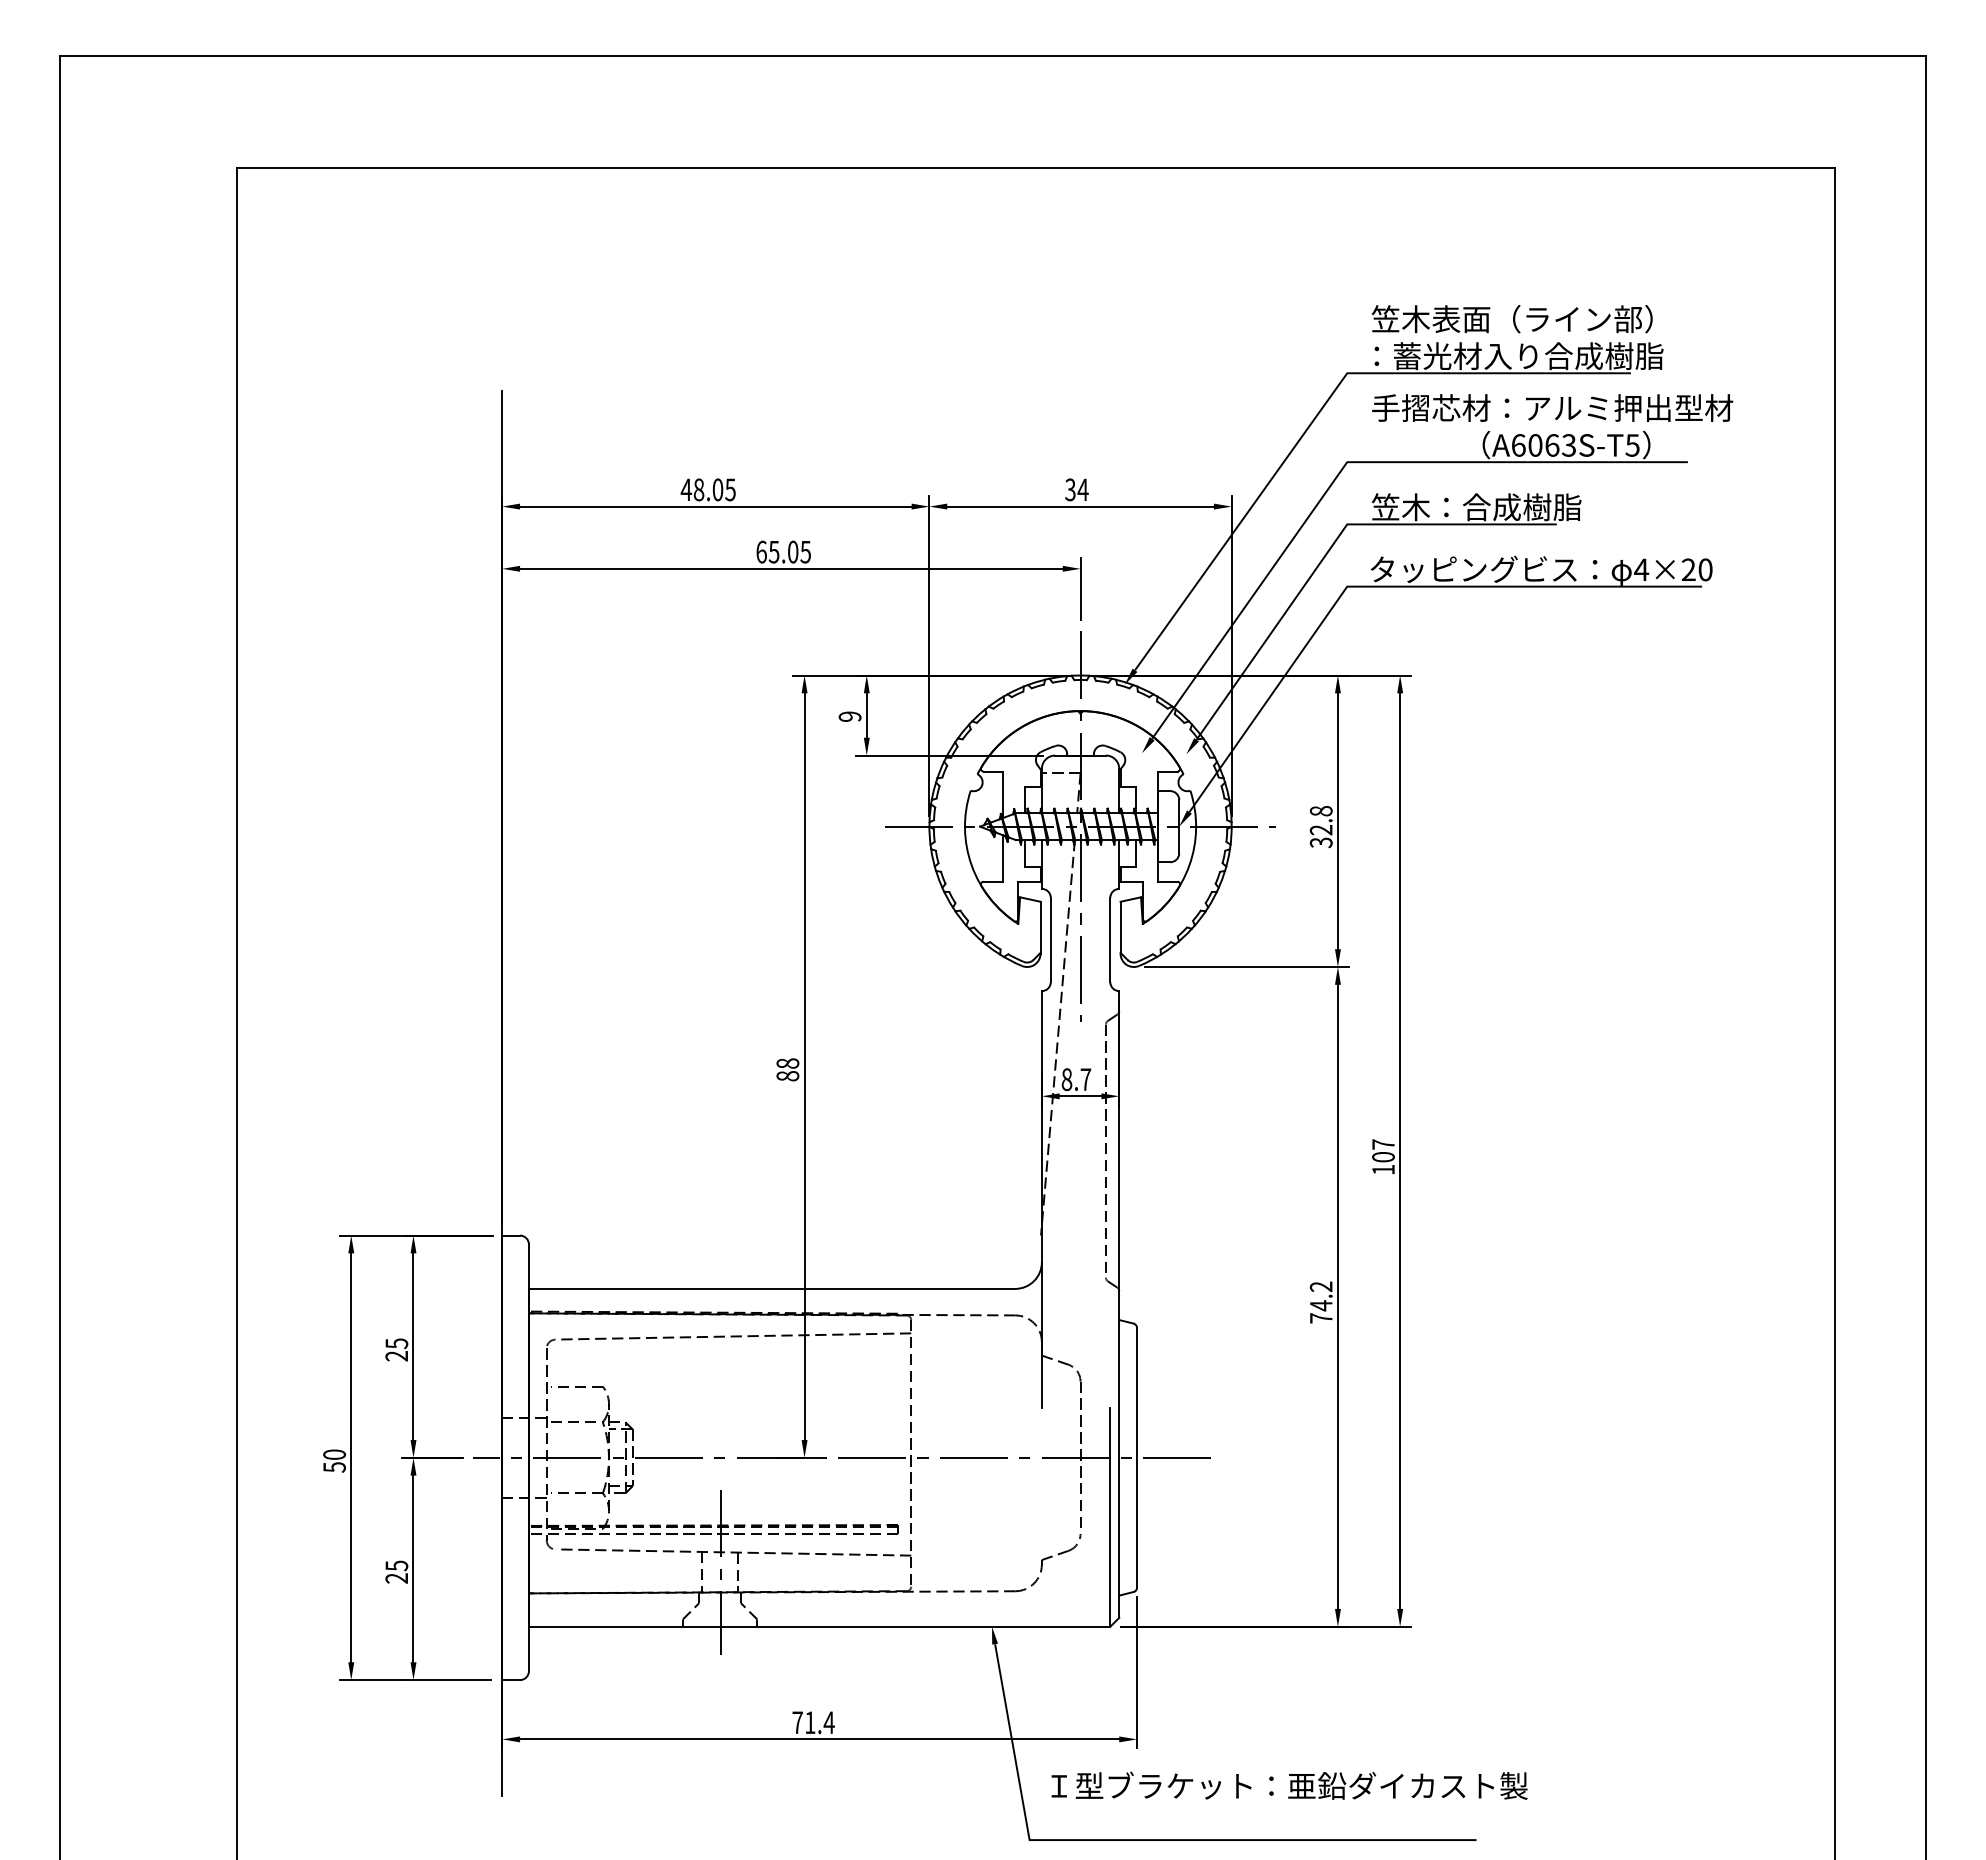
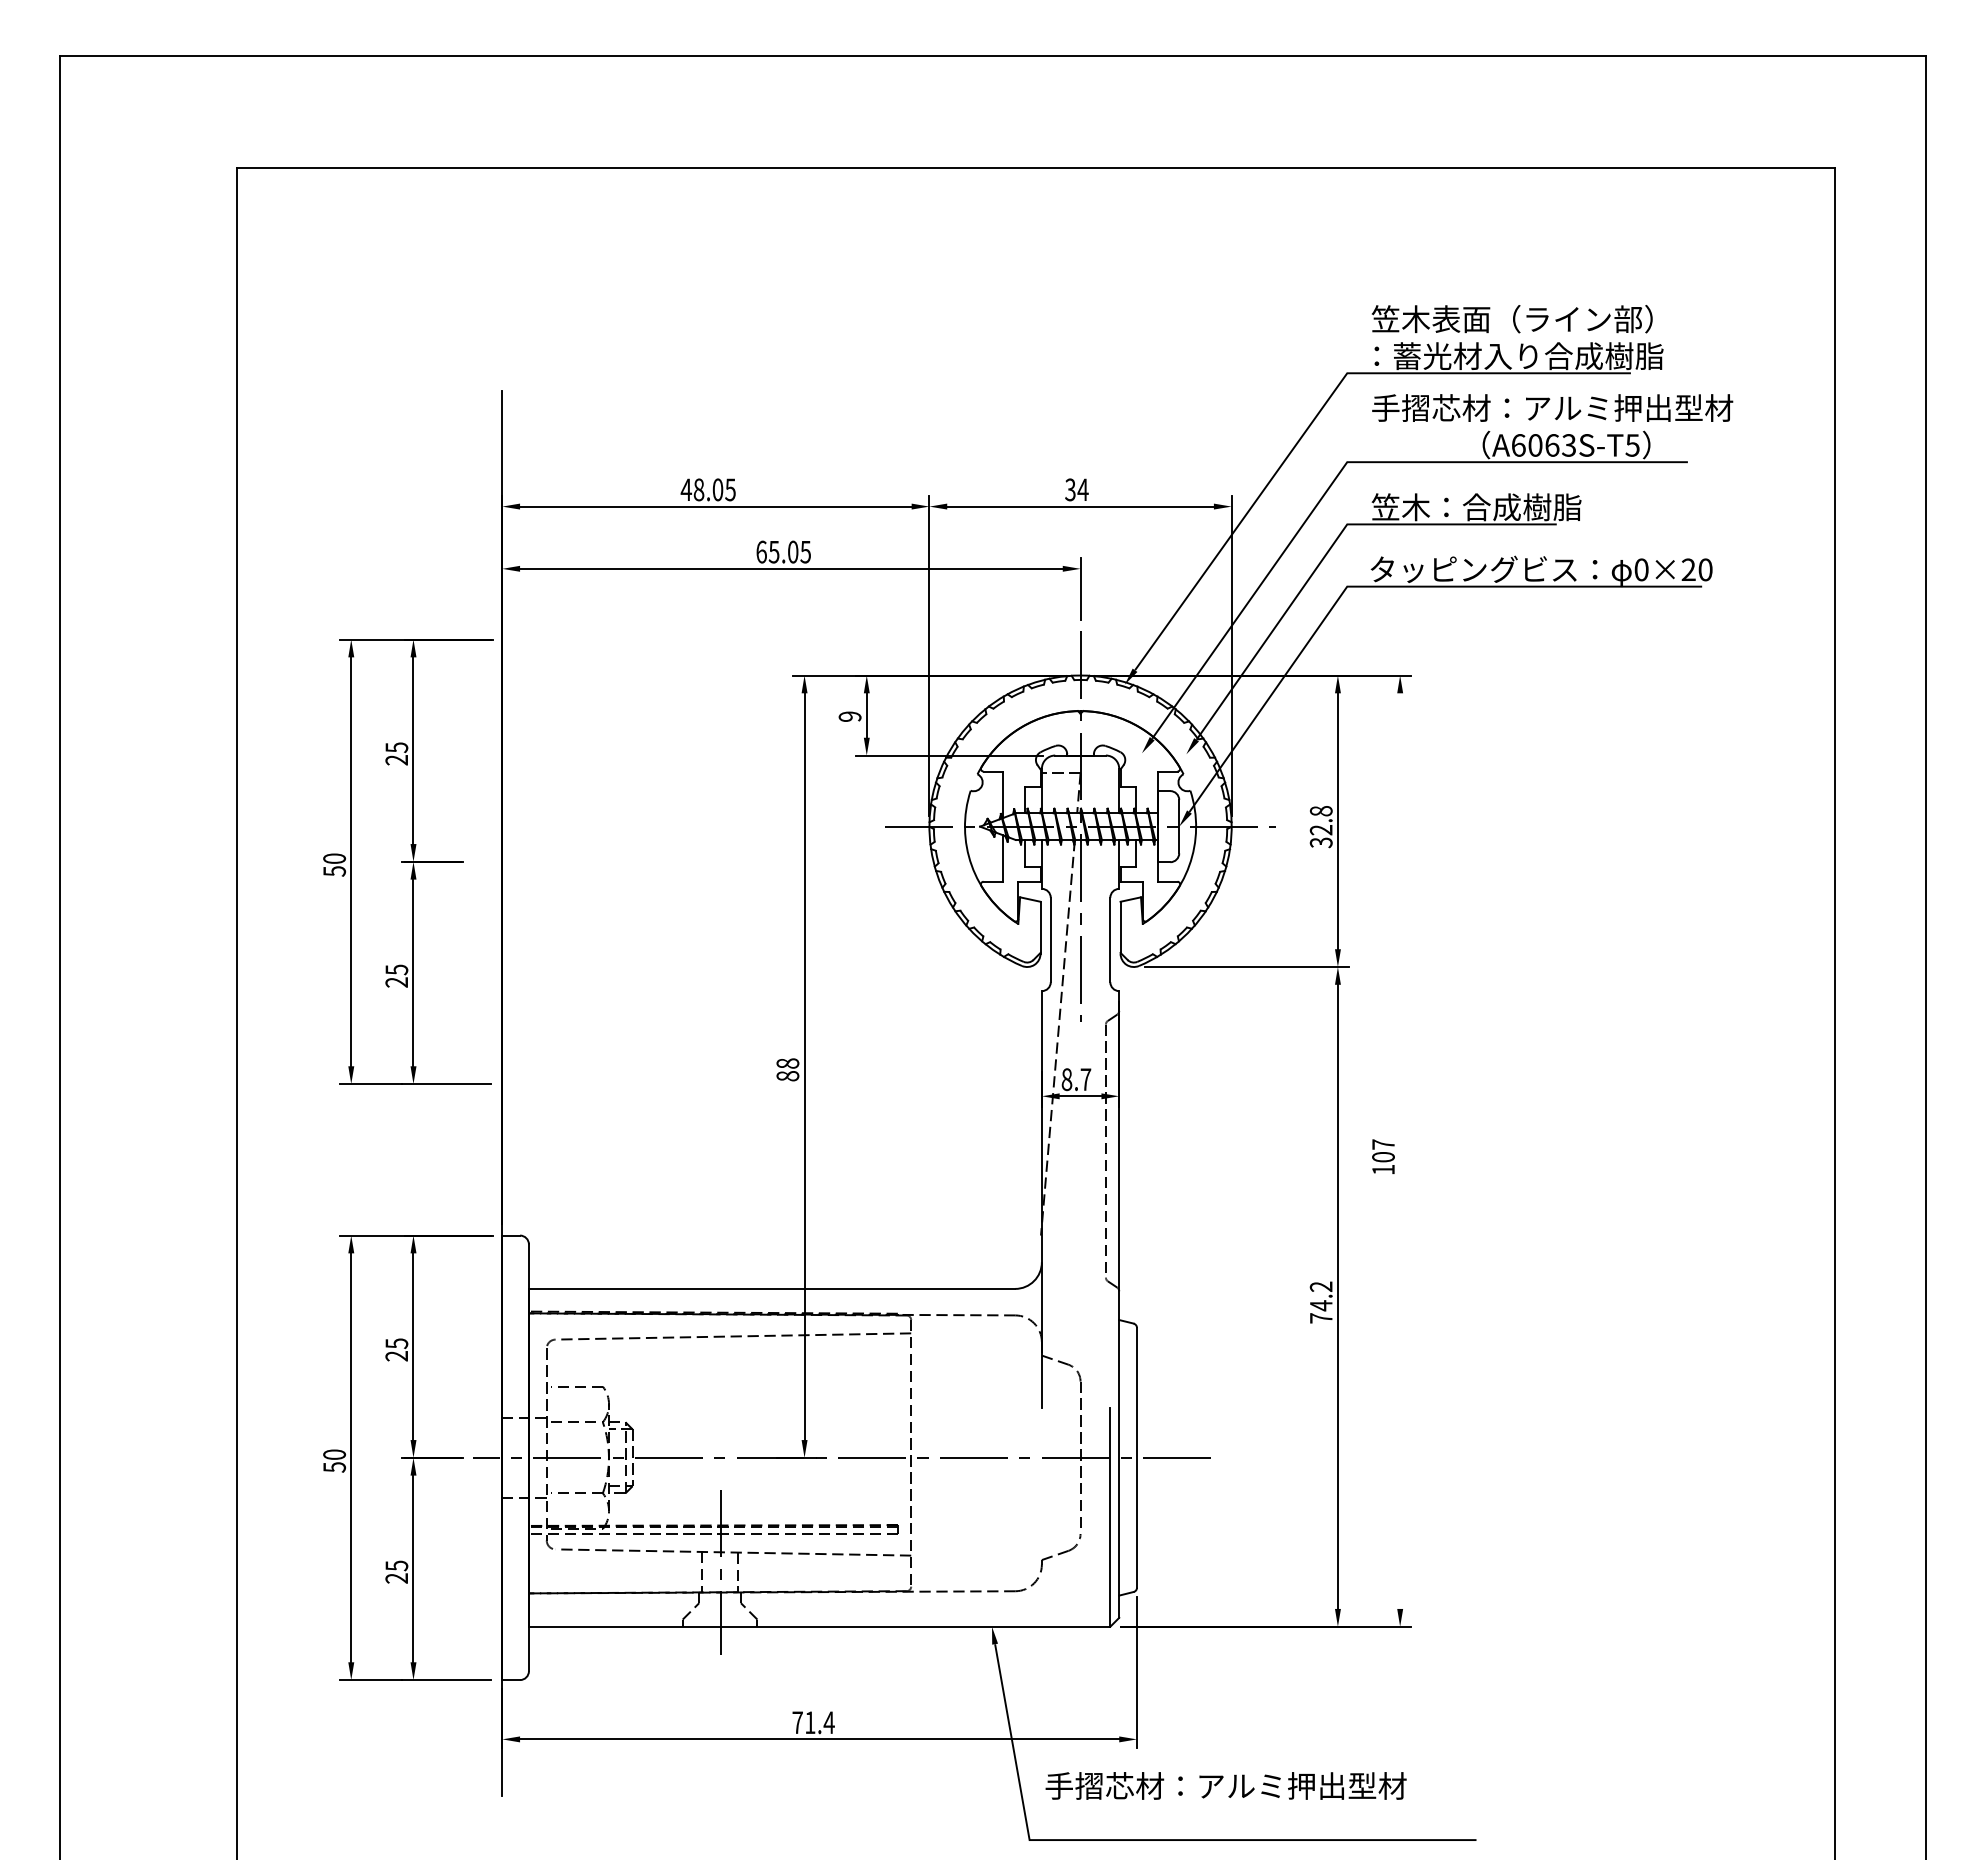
text: 4×20 -> 0×20 (1641, 569)
part: none -> present (408, 861)
line: present -> none (1400, 1150)
text: Ｉ型ブラケット：亜鉛ダイカスト製 -> 手摺芯材：アルミ押出型材 (1286, 1785)
